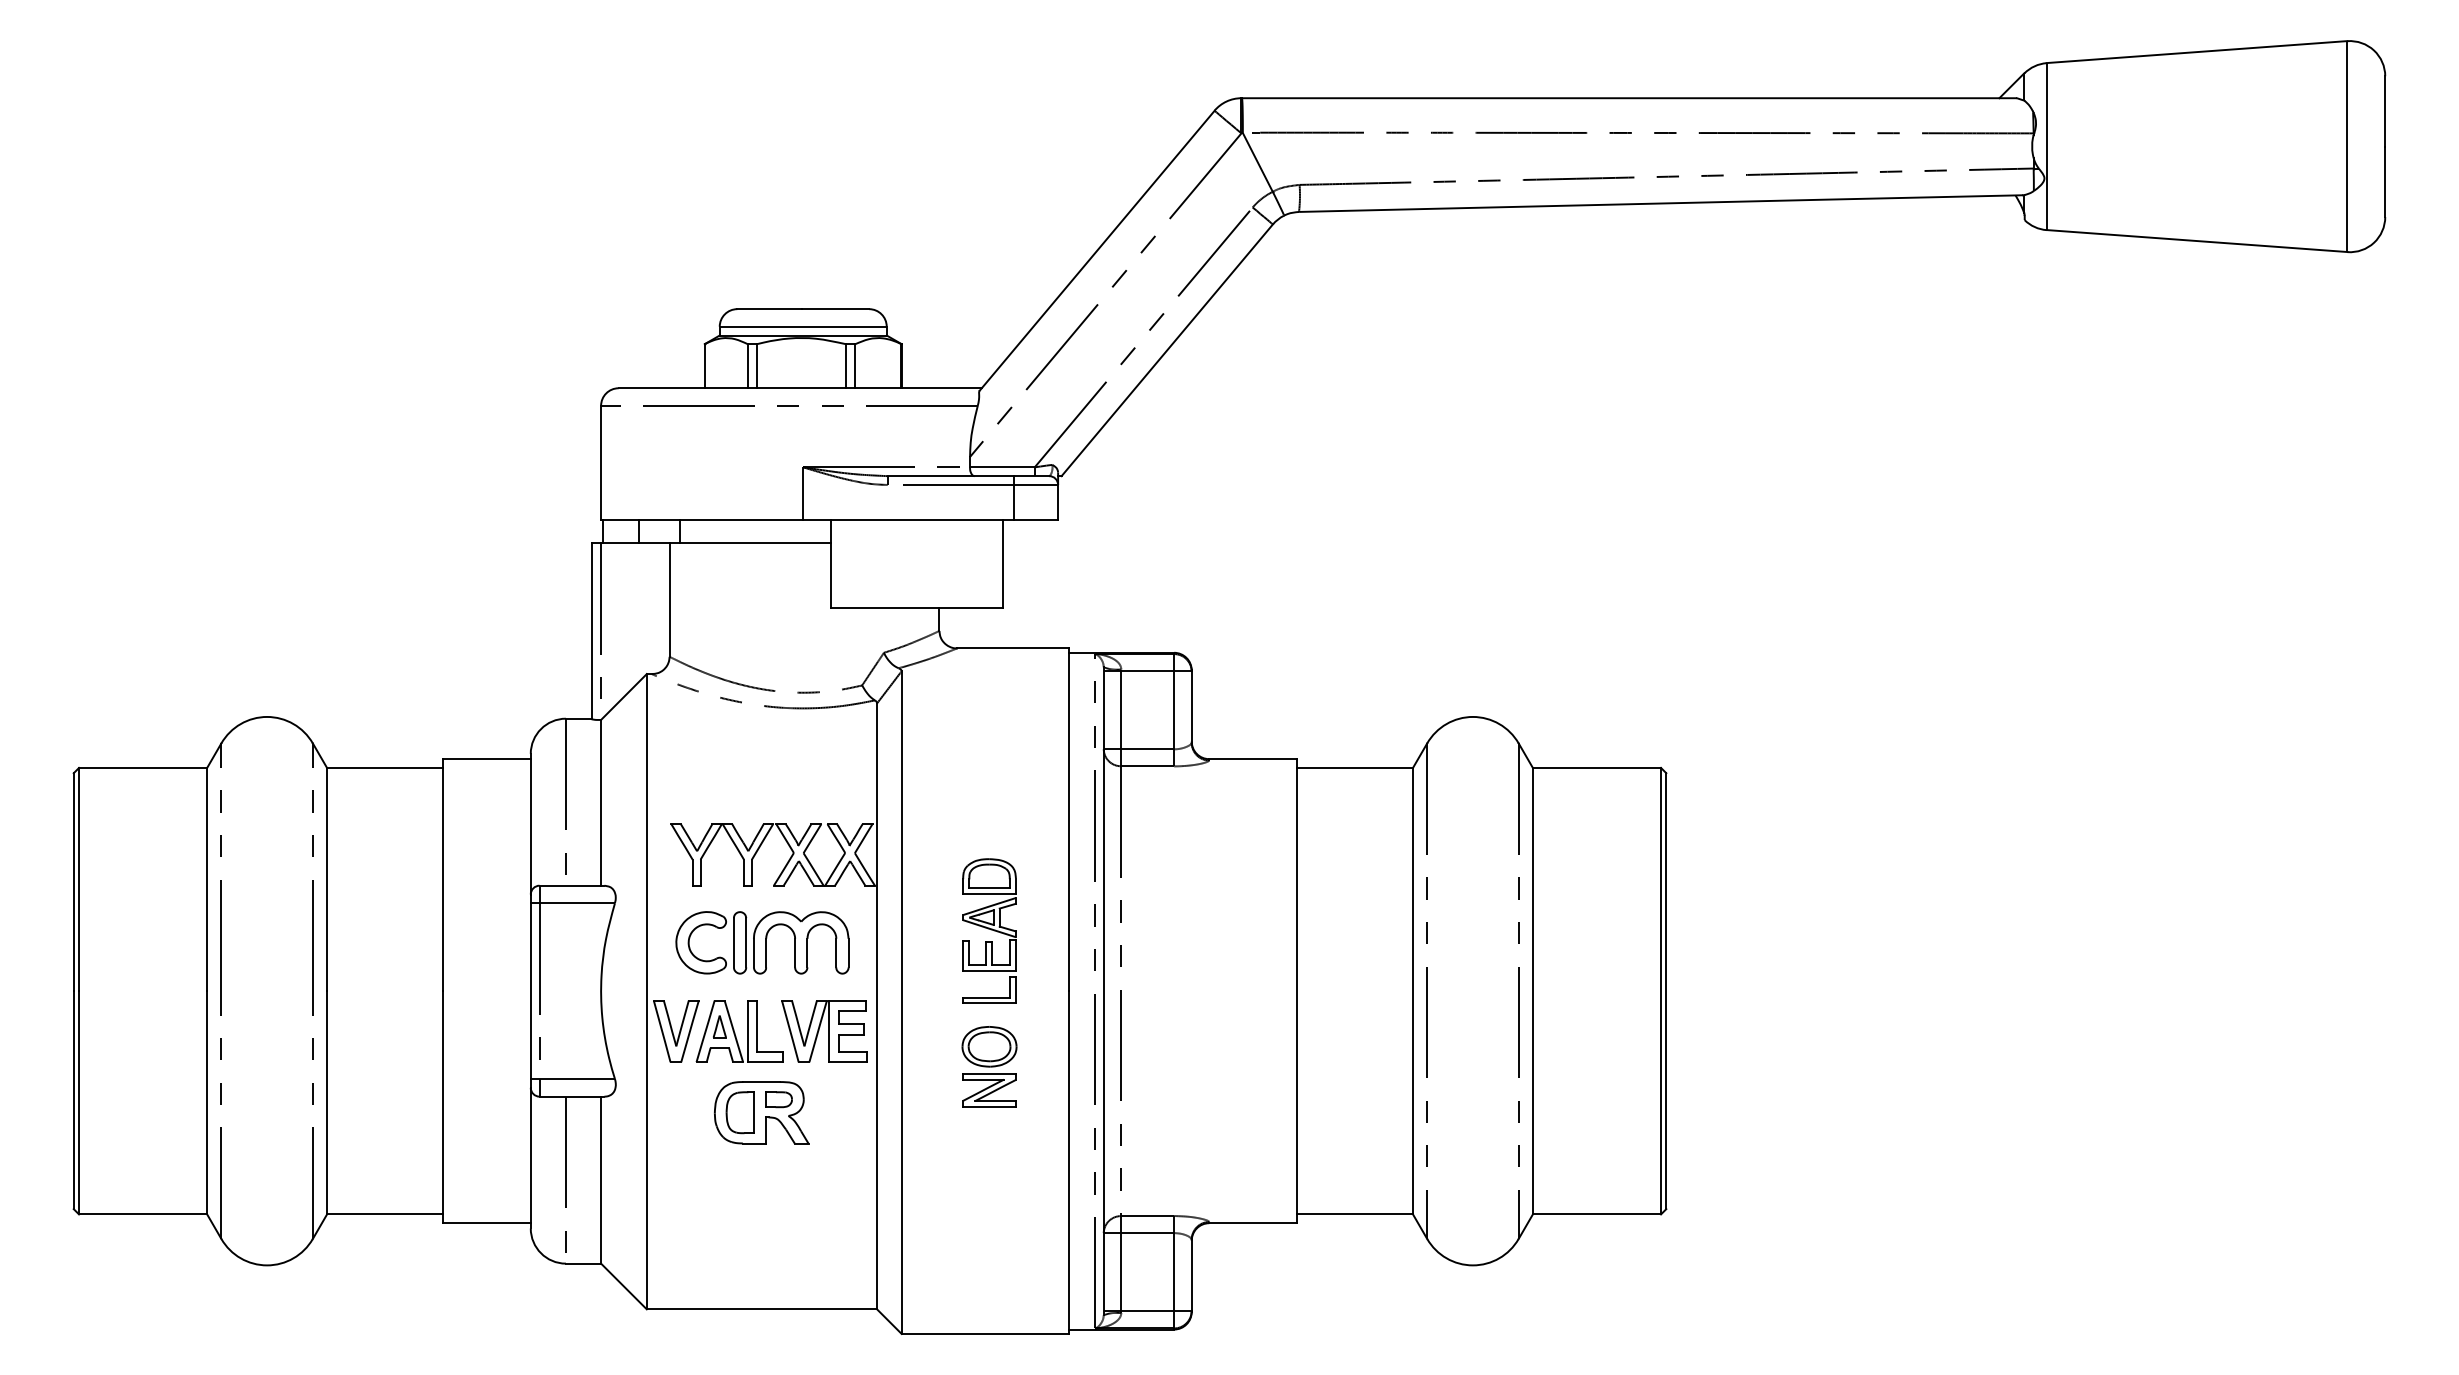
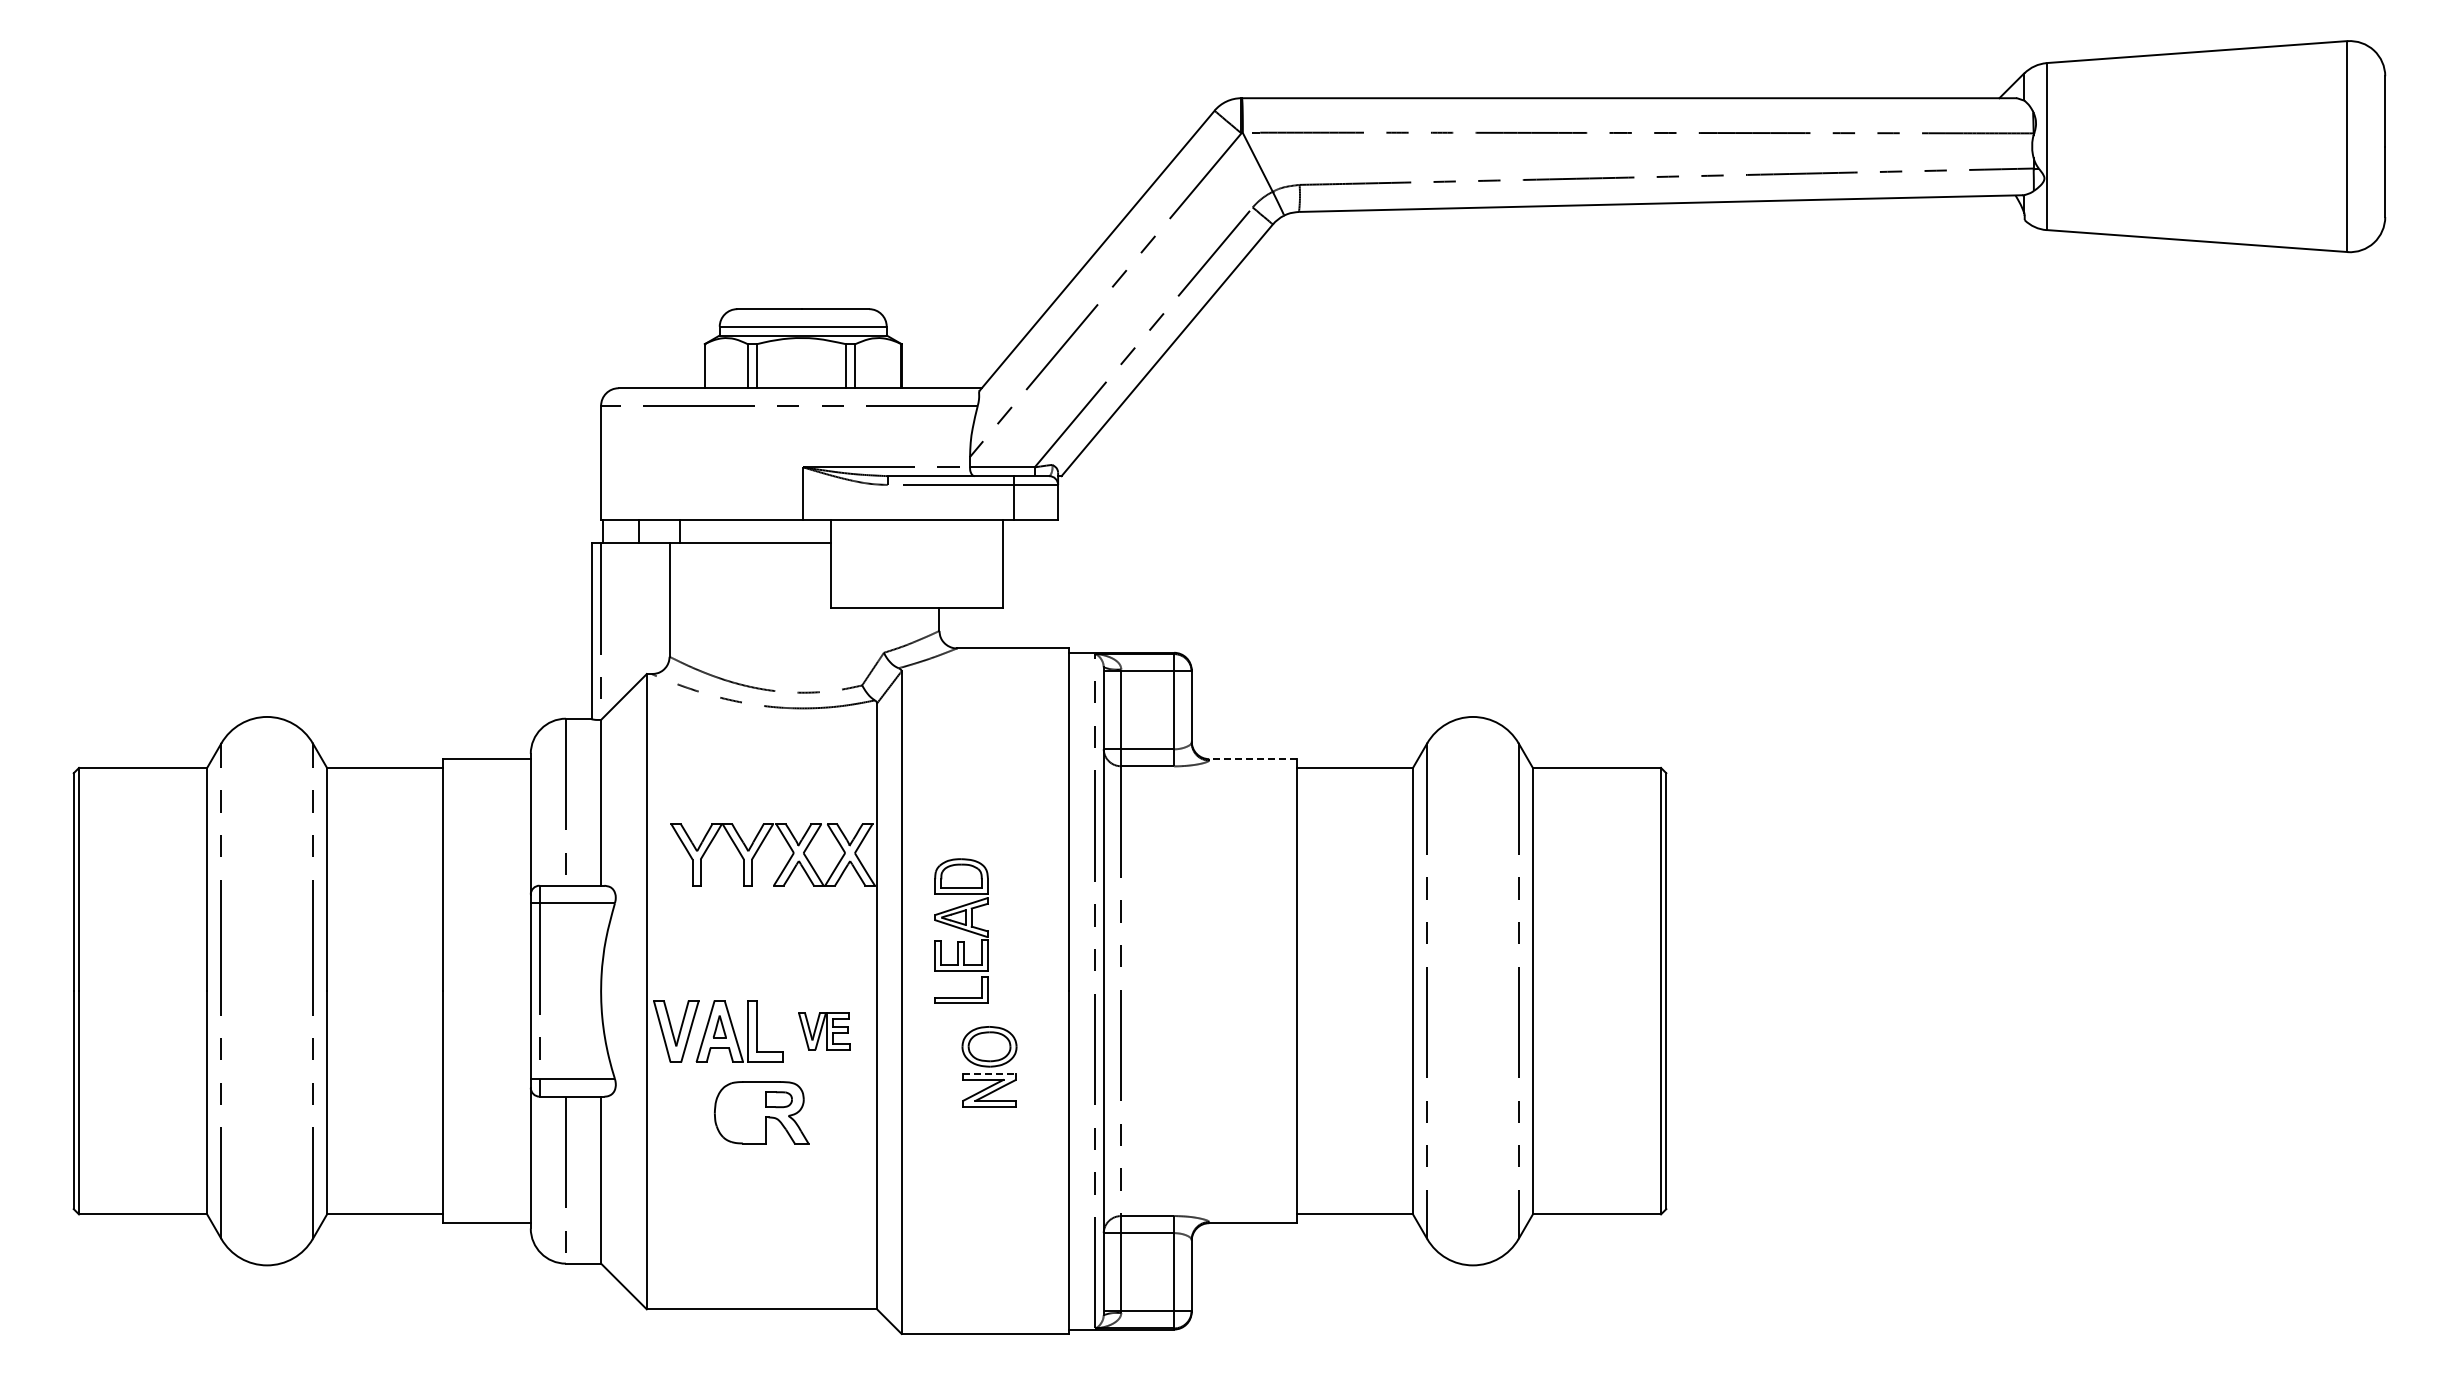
line: solid -> dashed (1253, 759)
part position: (989, 930) -> (961, 930) (961, 930)
part: present -> none (762, 942)
part size: 87x63 px -> 53x39 px (824, 1031)
line: solid -> dashed (990, 1074)
part: present -> none (739, 1112)
